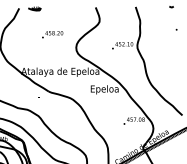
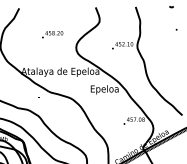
part: present -> none (34, 8)
